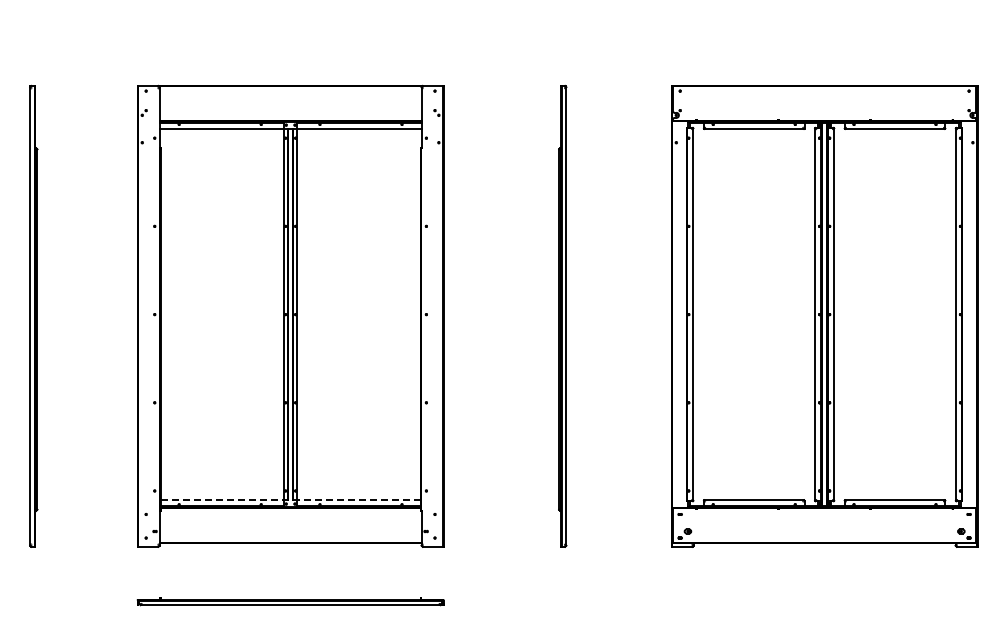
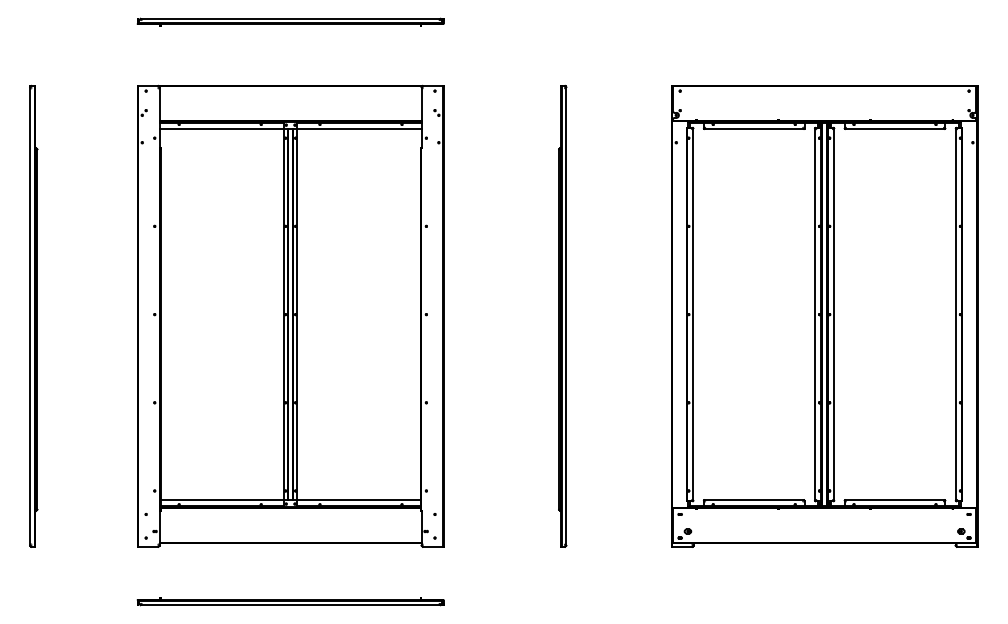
part: none -> present (290, 21)
line: dashed -> solid (291, 499)
